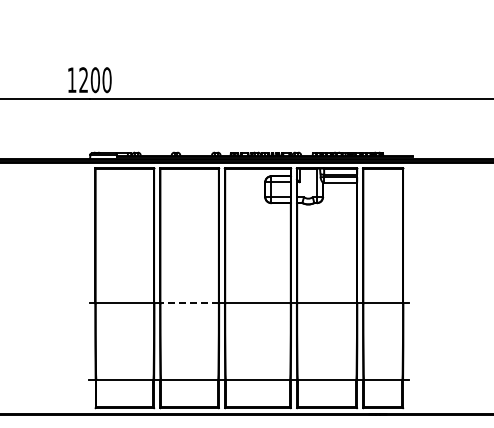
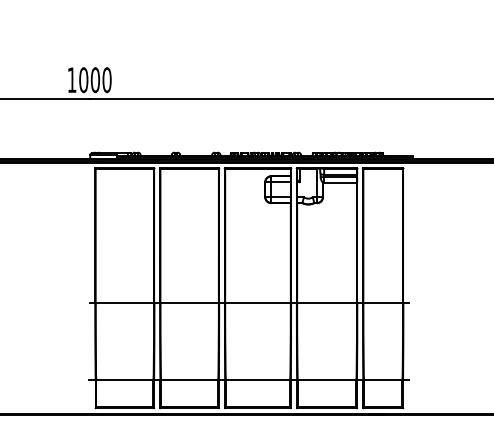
text: 1200 -> 1000 (83, 80)
line: dashed -> solid (189, 303)
